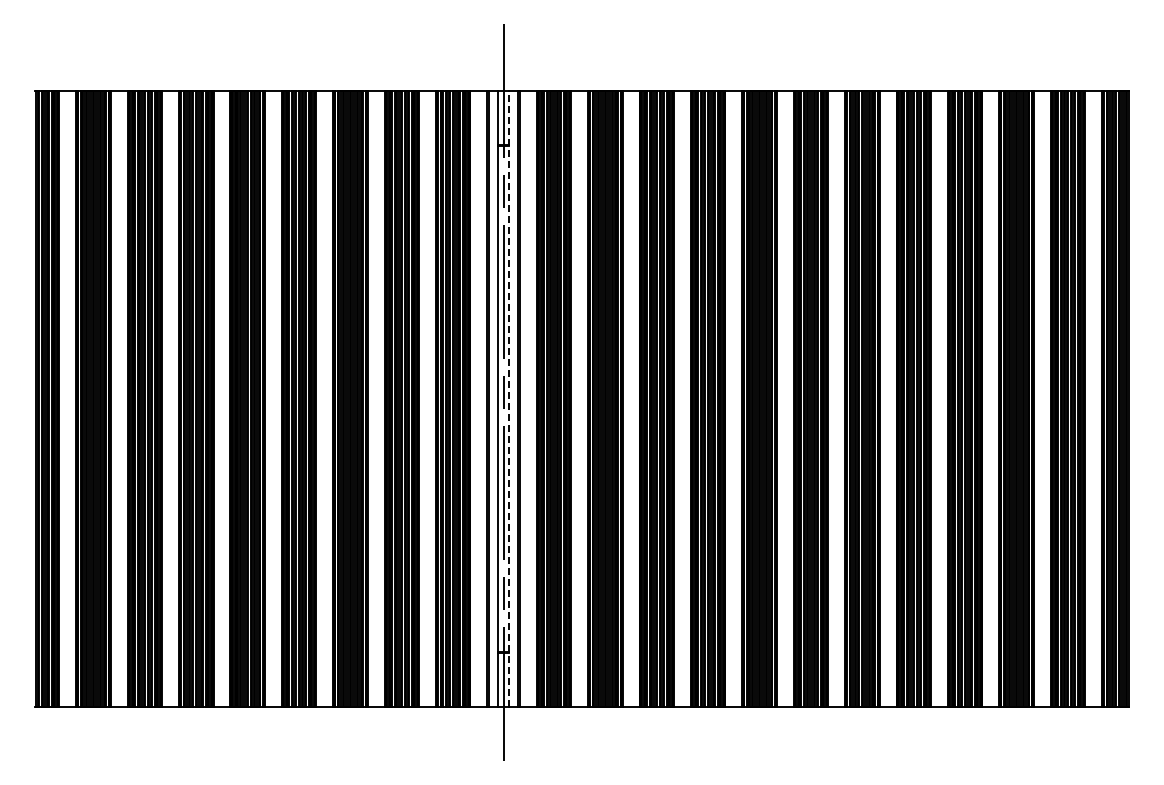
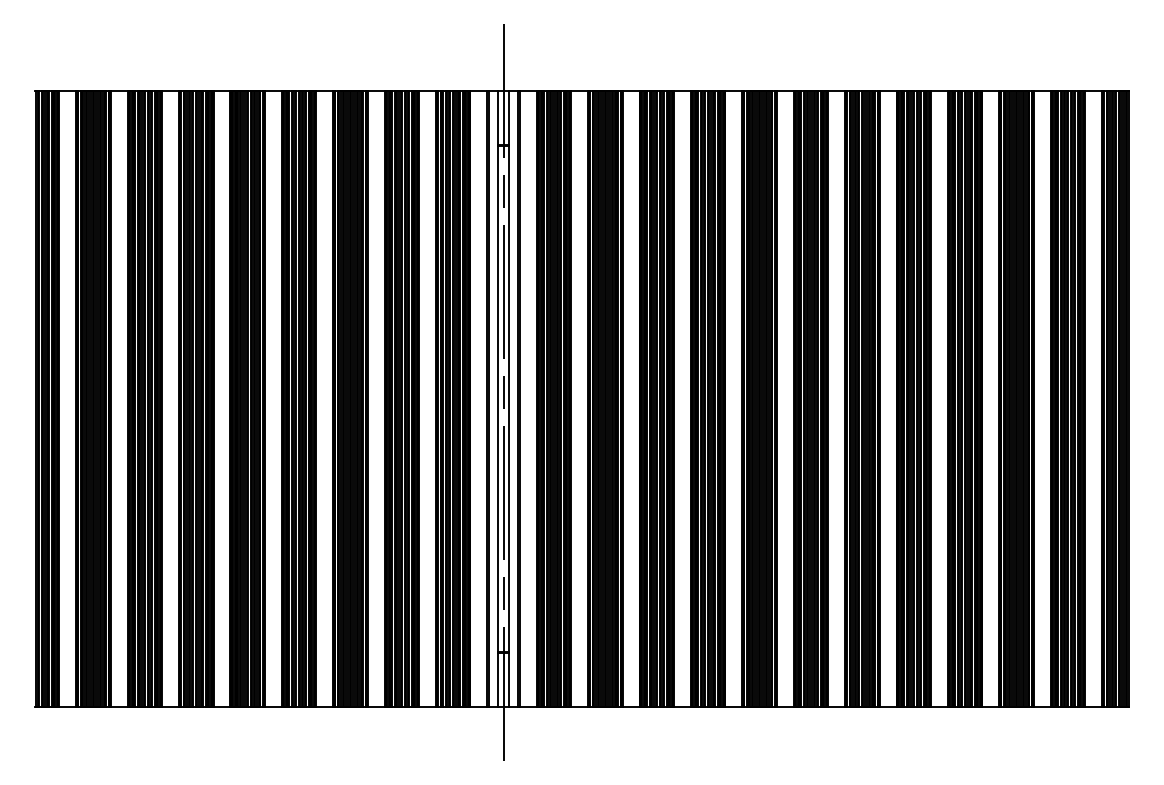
line: dashed -> solid (509, 398)
